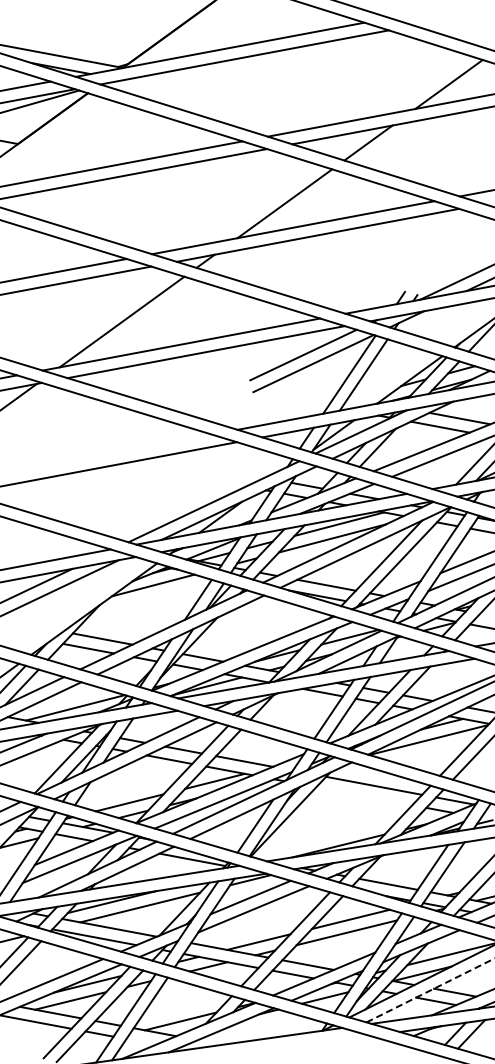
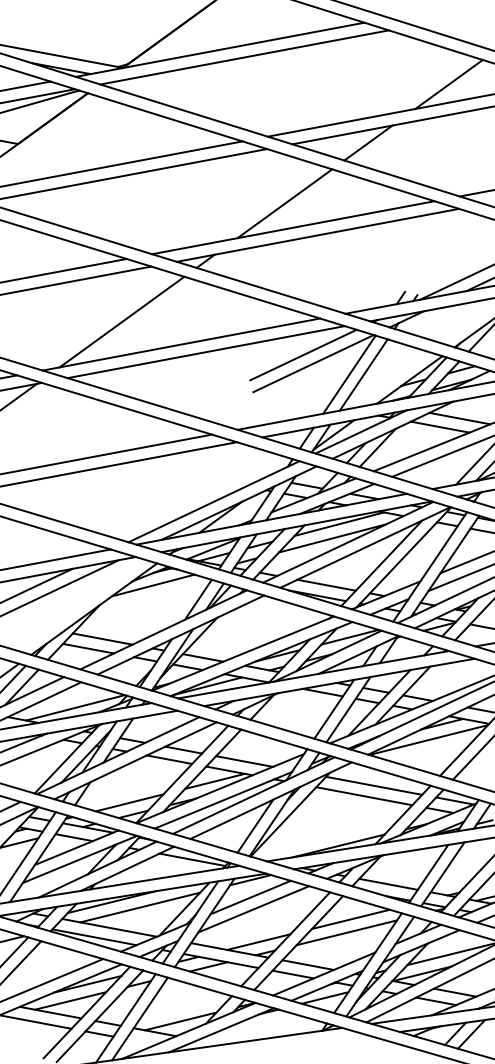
line: none -> present (107, 454)
line: none -> present (364, 796)
line: dashed -> solid (430, 990)
